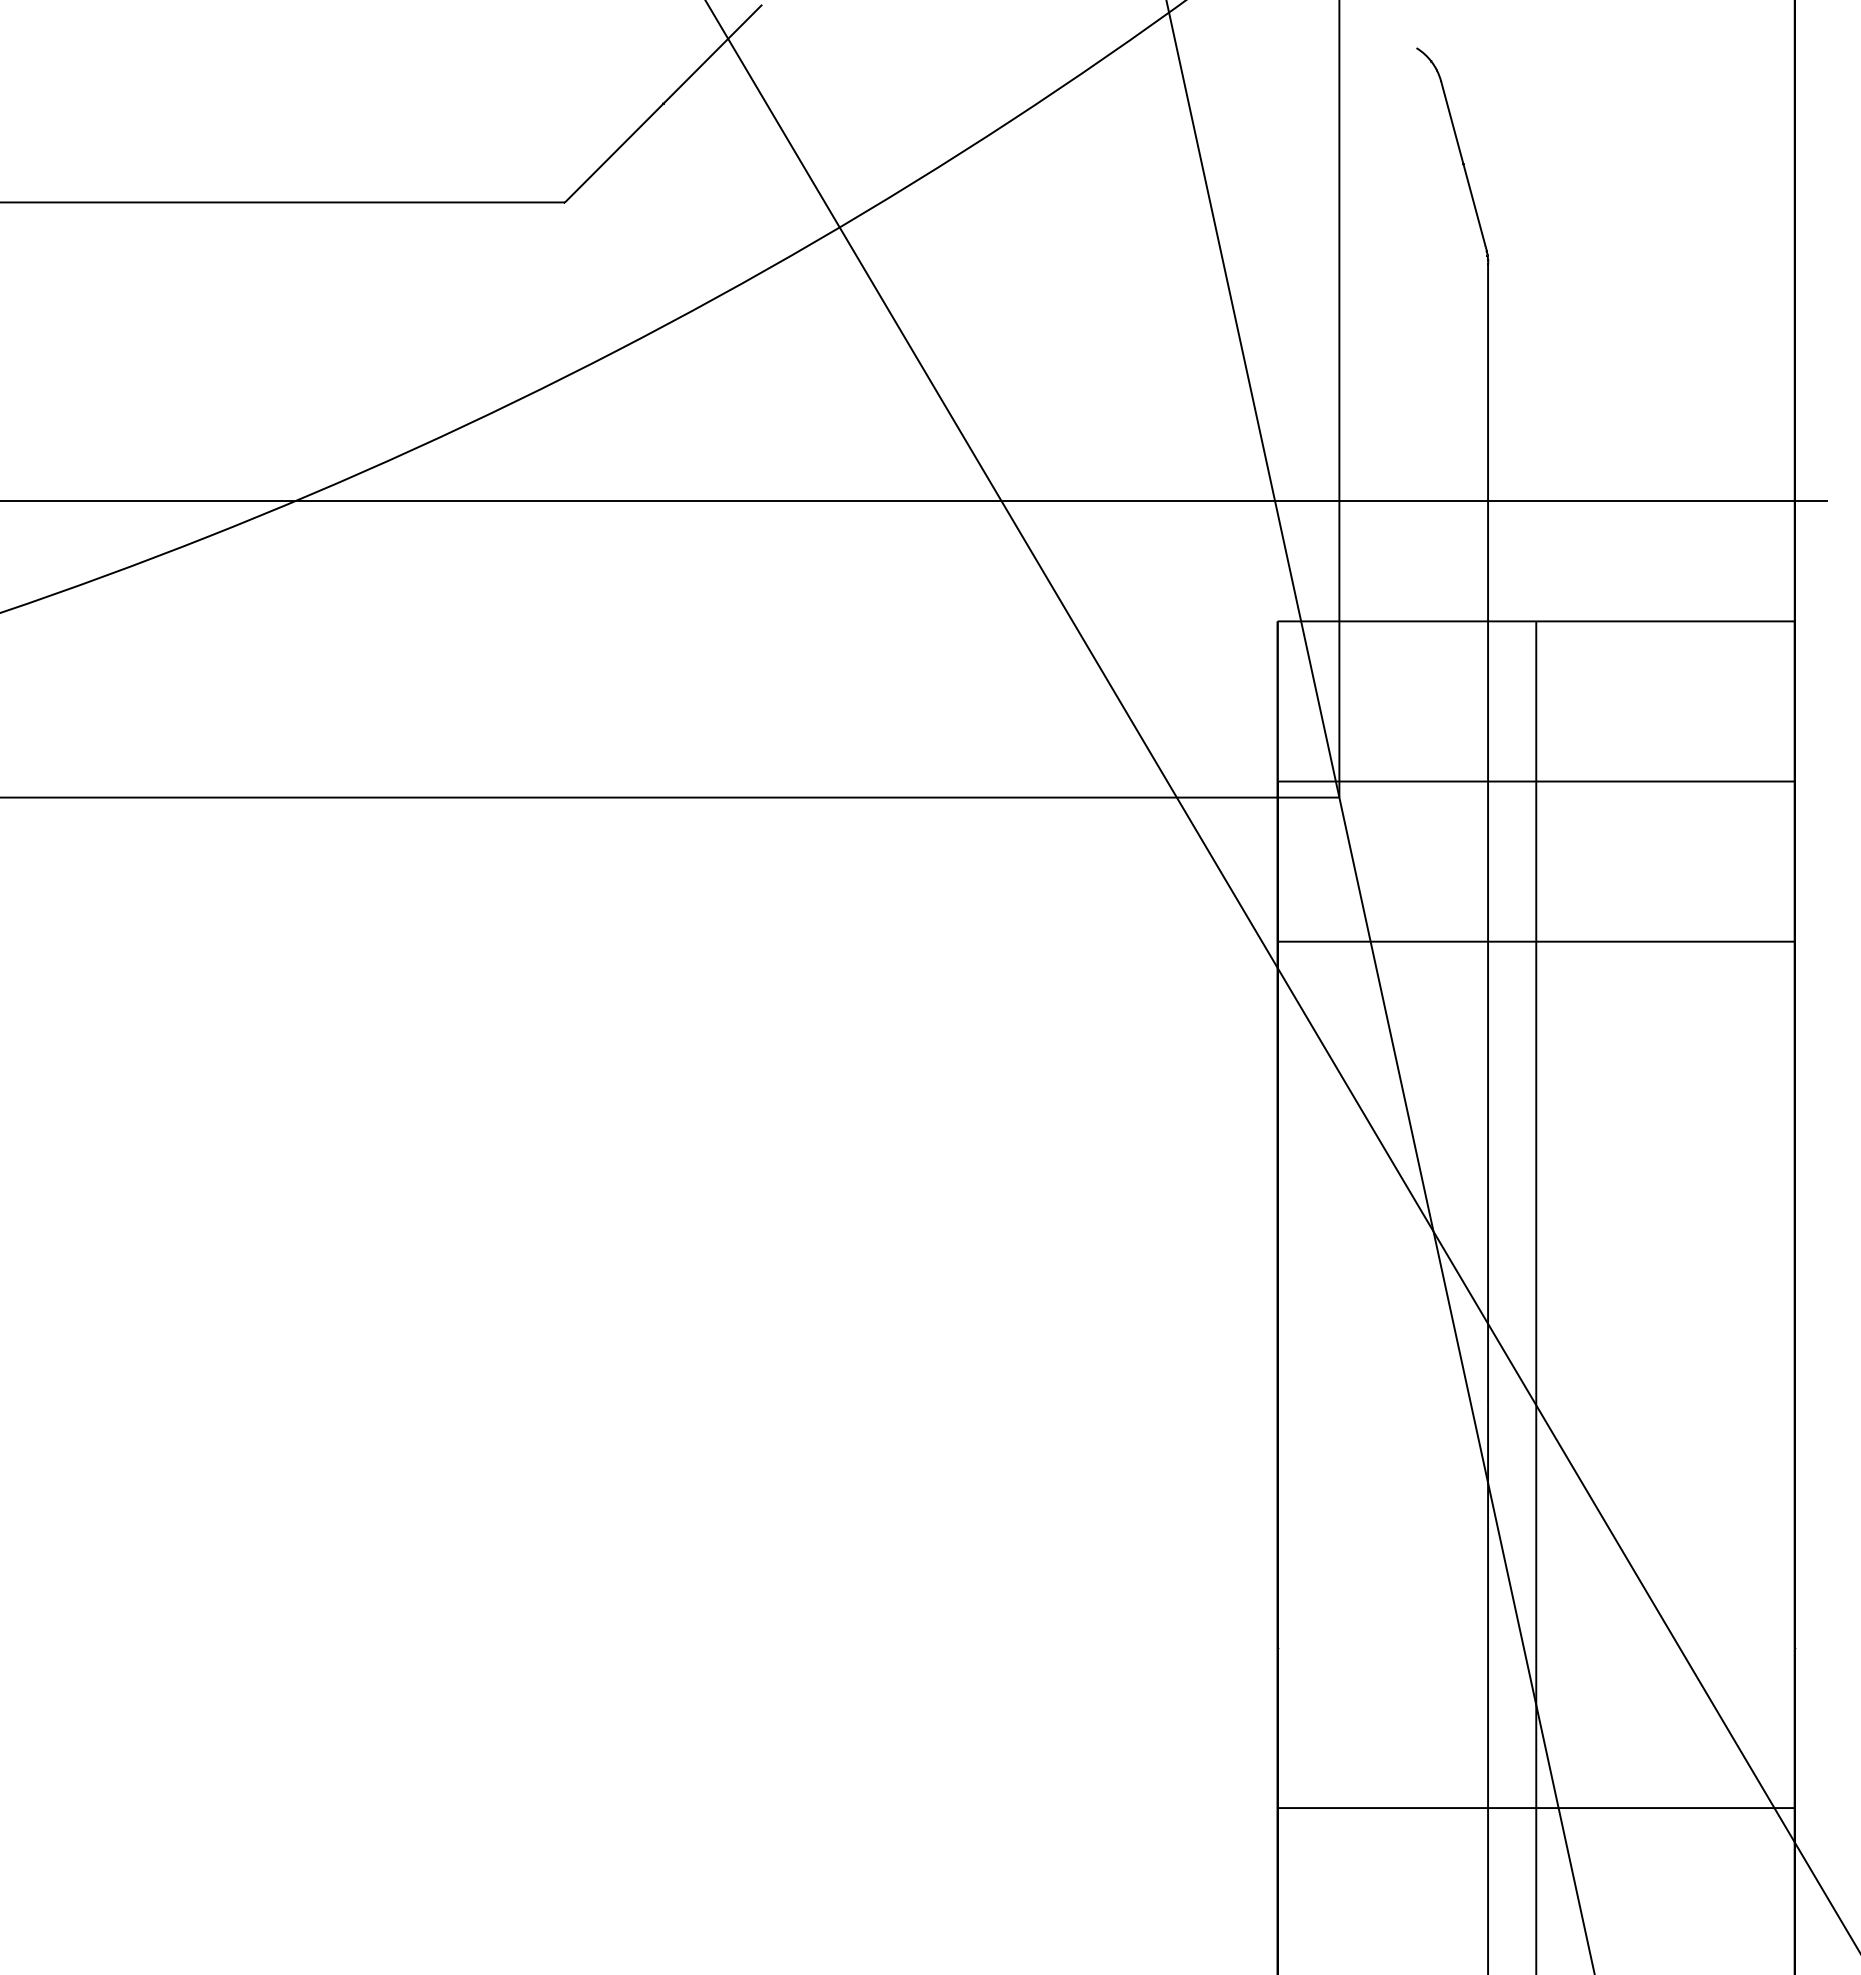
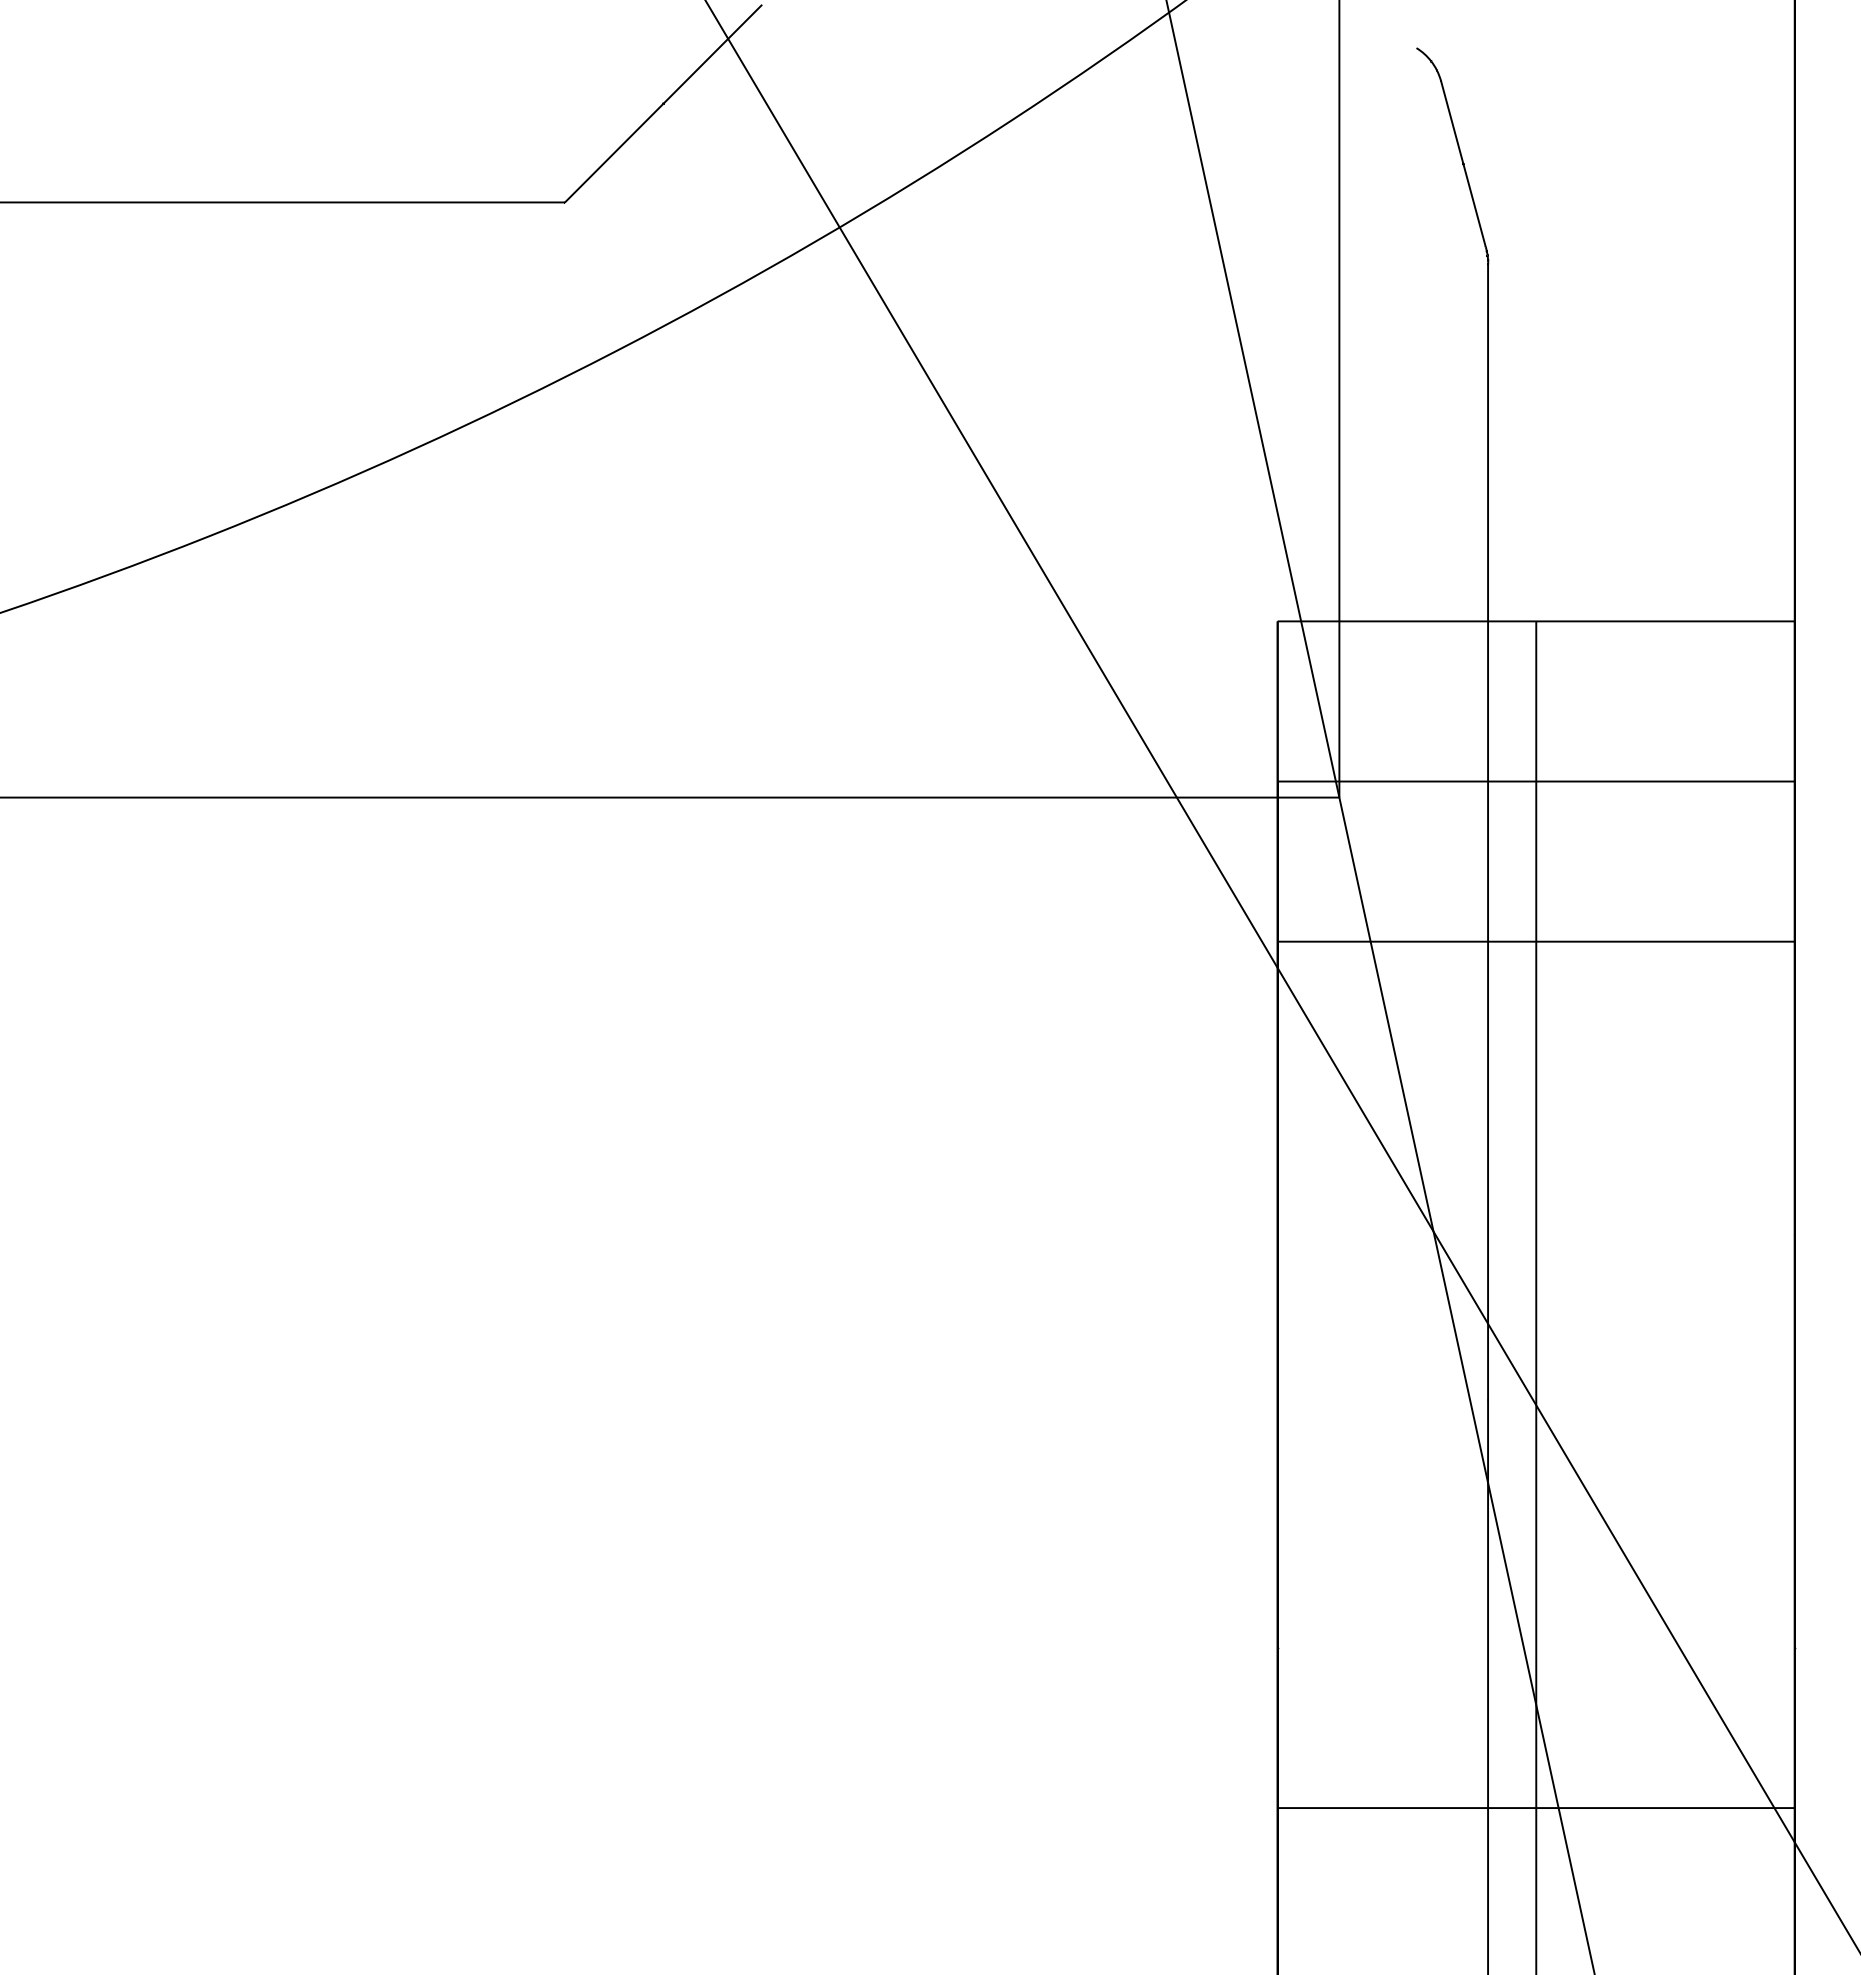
line: present -> none (914, 500)
